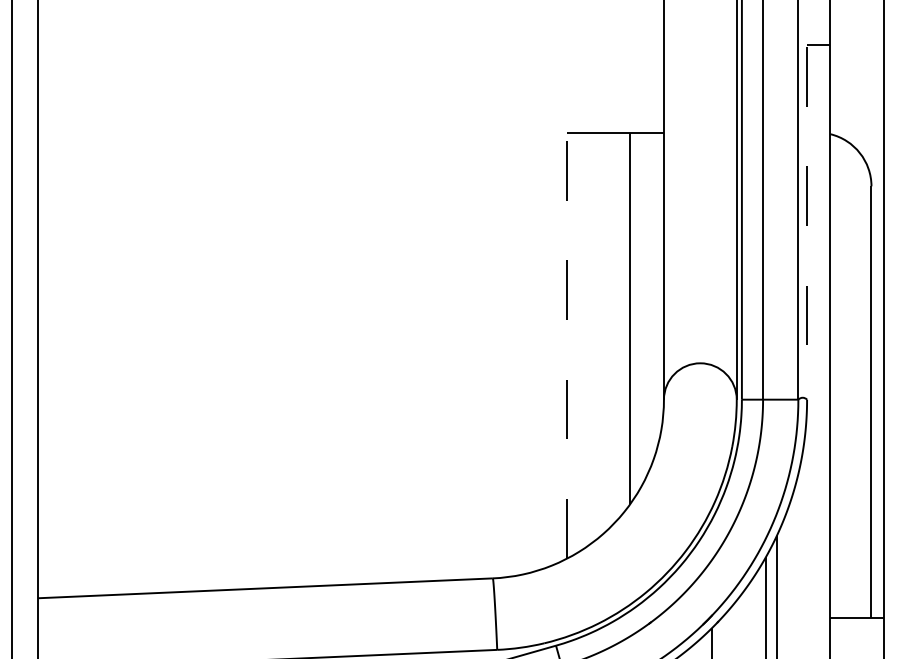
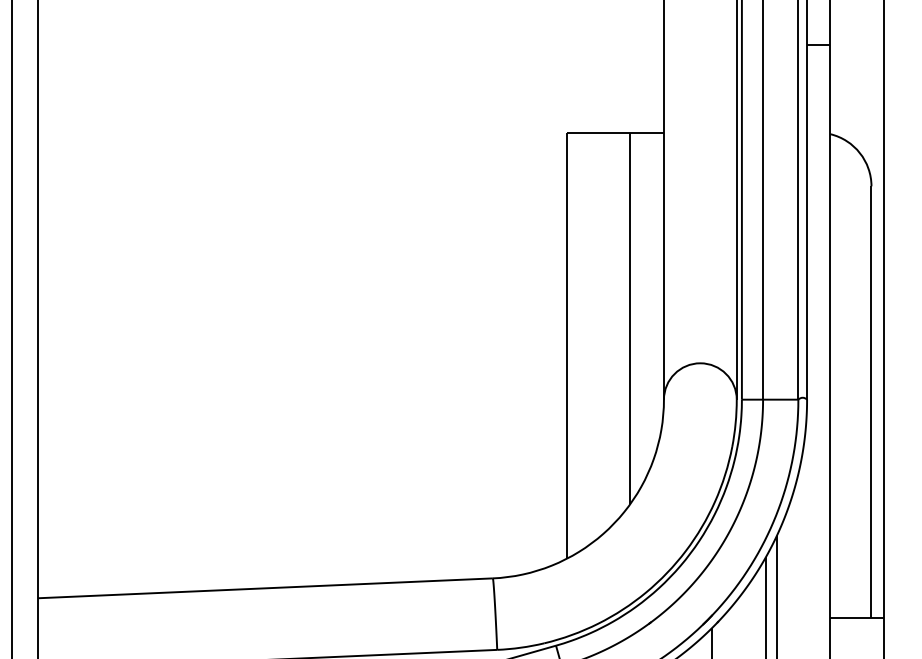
line: dashed -> solid (807, 200)
line: dashed -> solid (567, 345)
